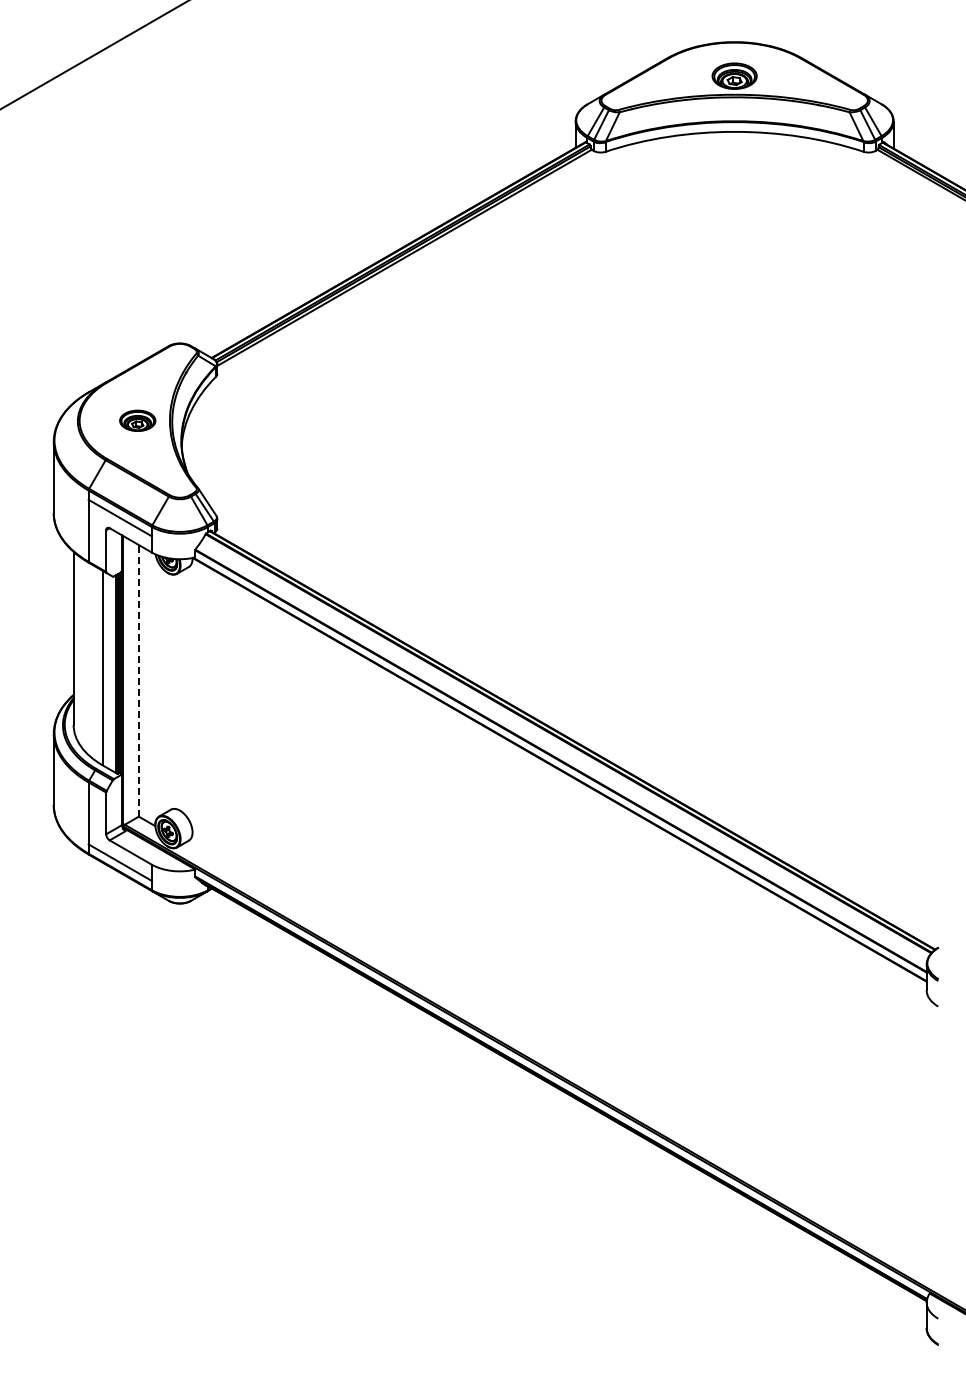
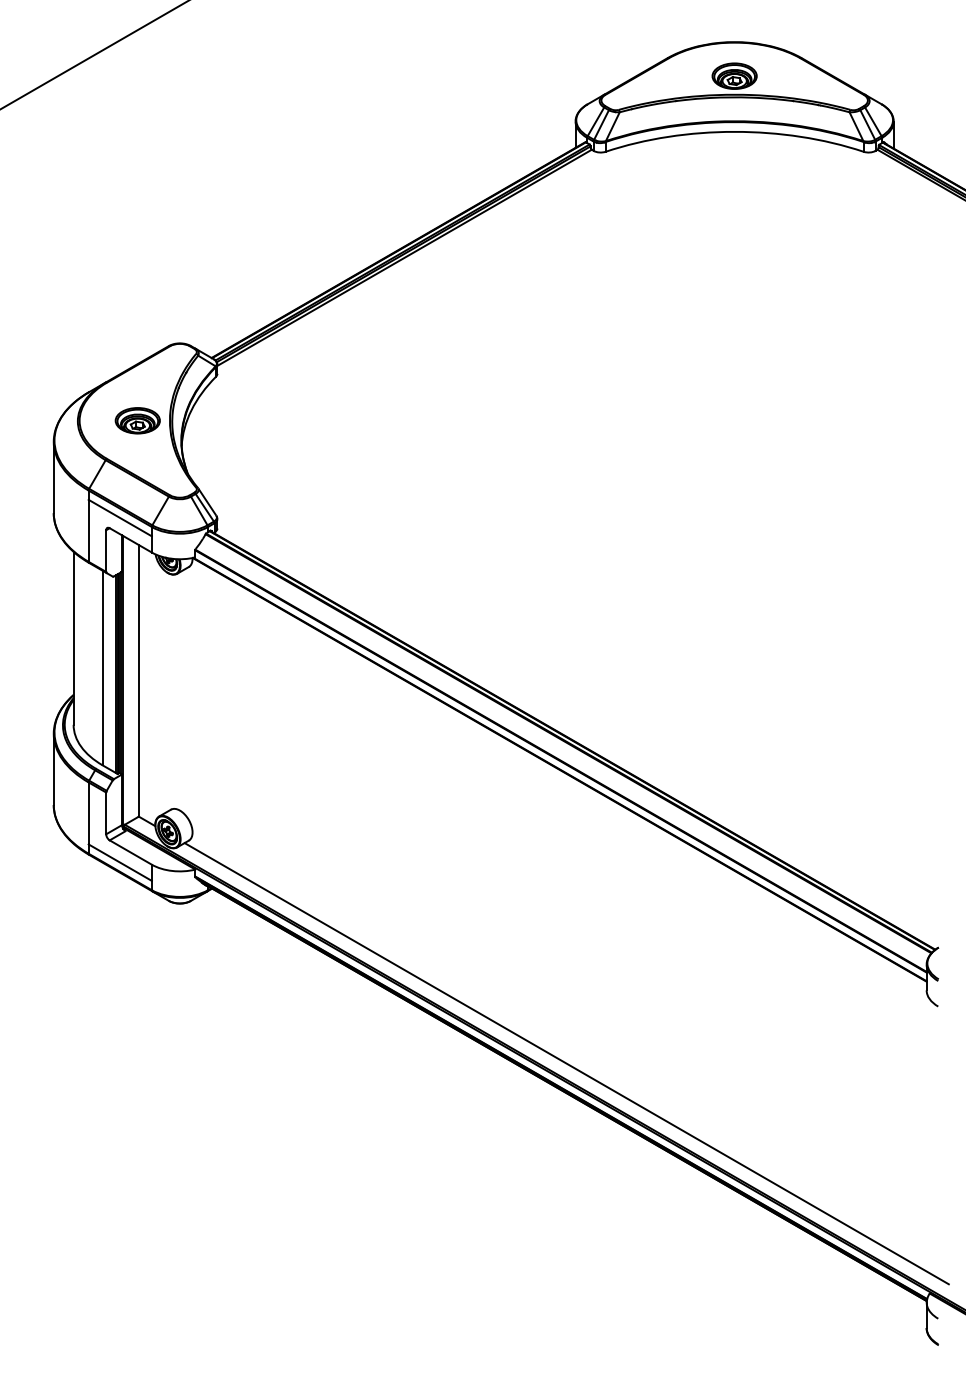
part size: 38x23 px -> 47x28 px (137, 420)
line: dashed -> solid (138, 680)
line: none -> present (566, 1063)
